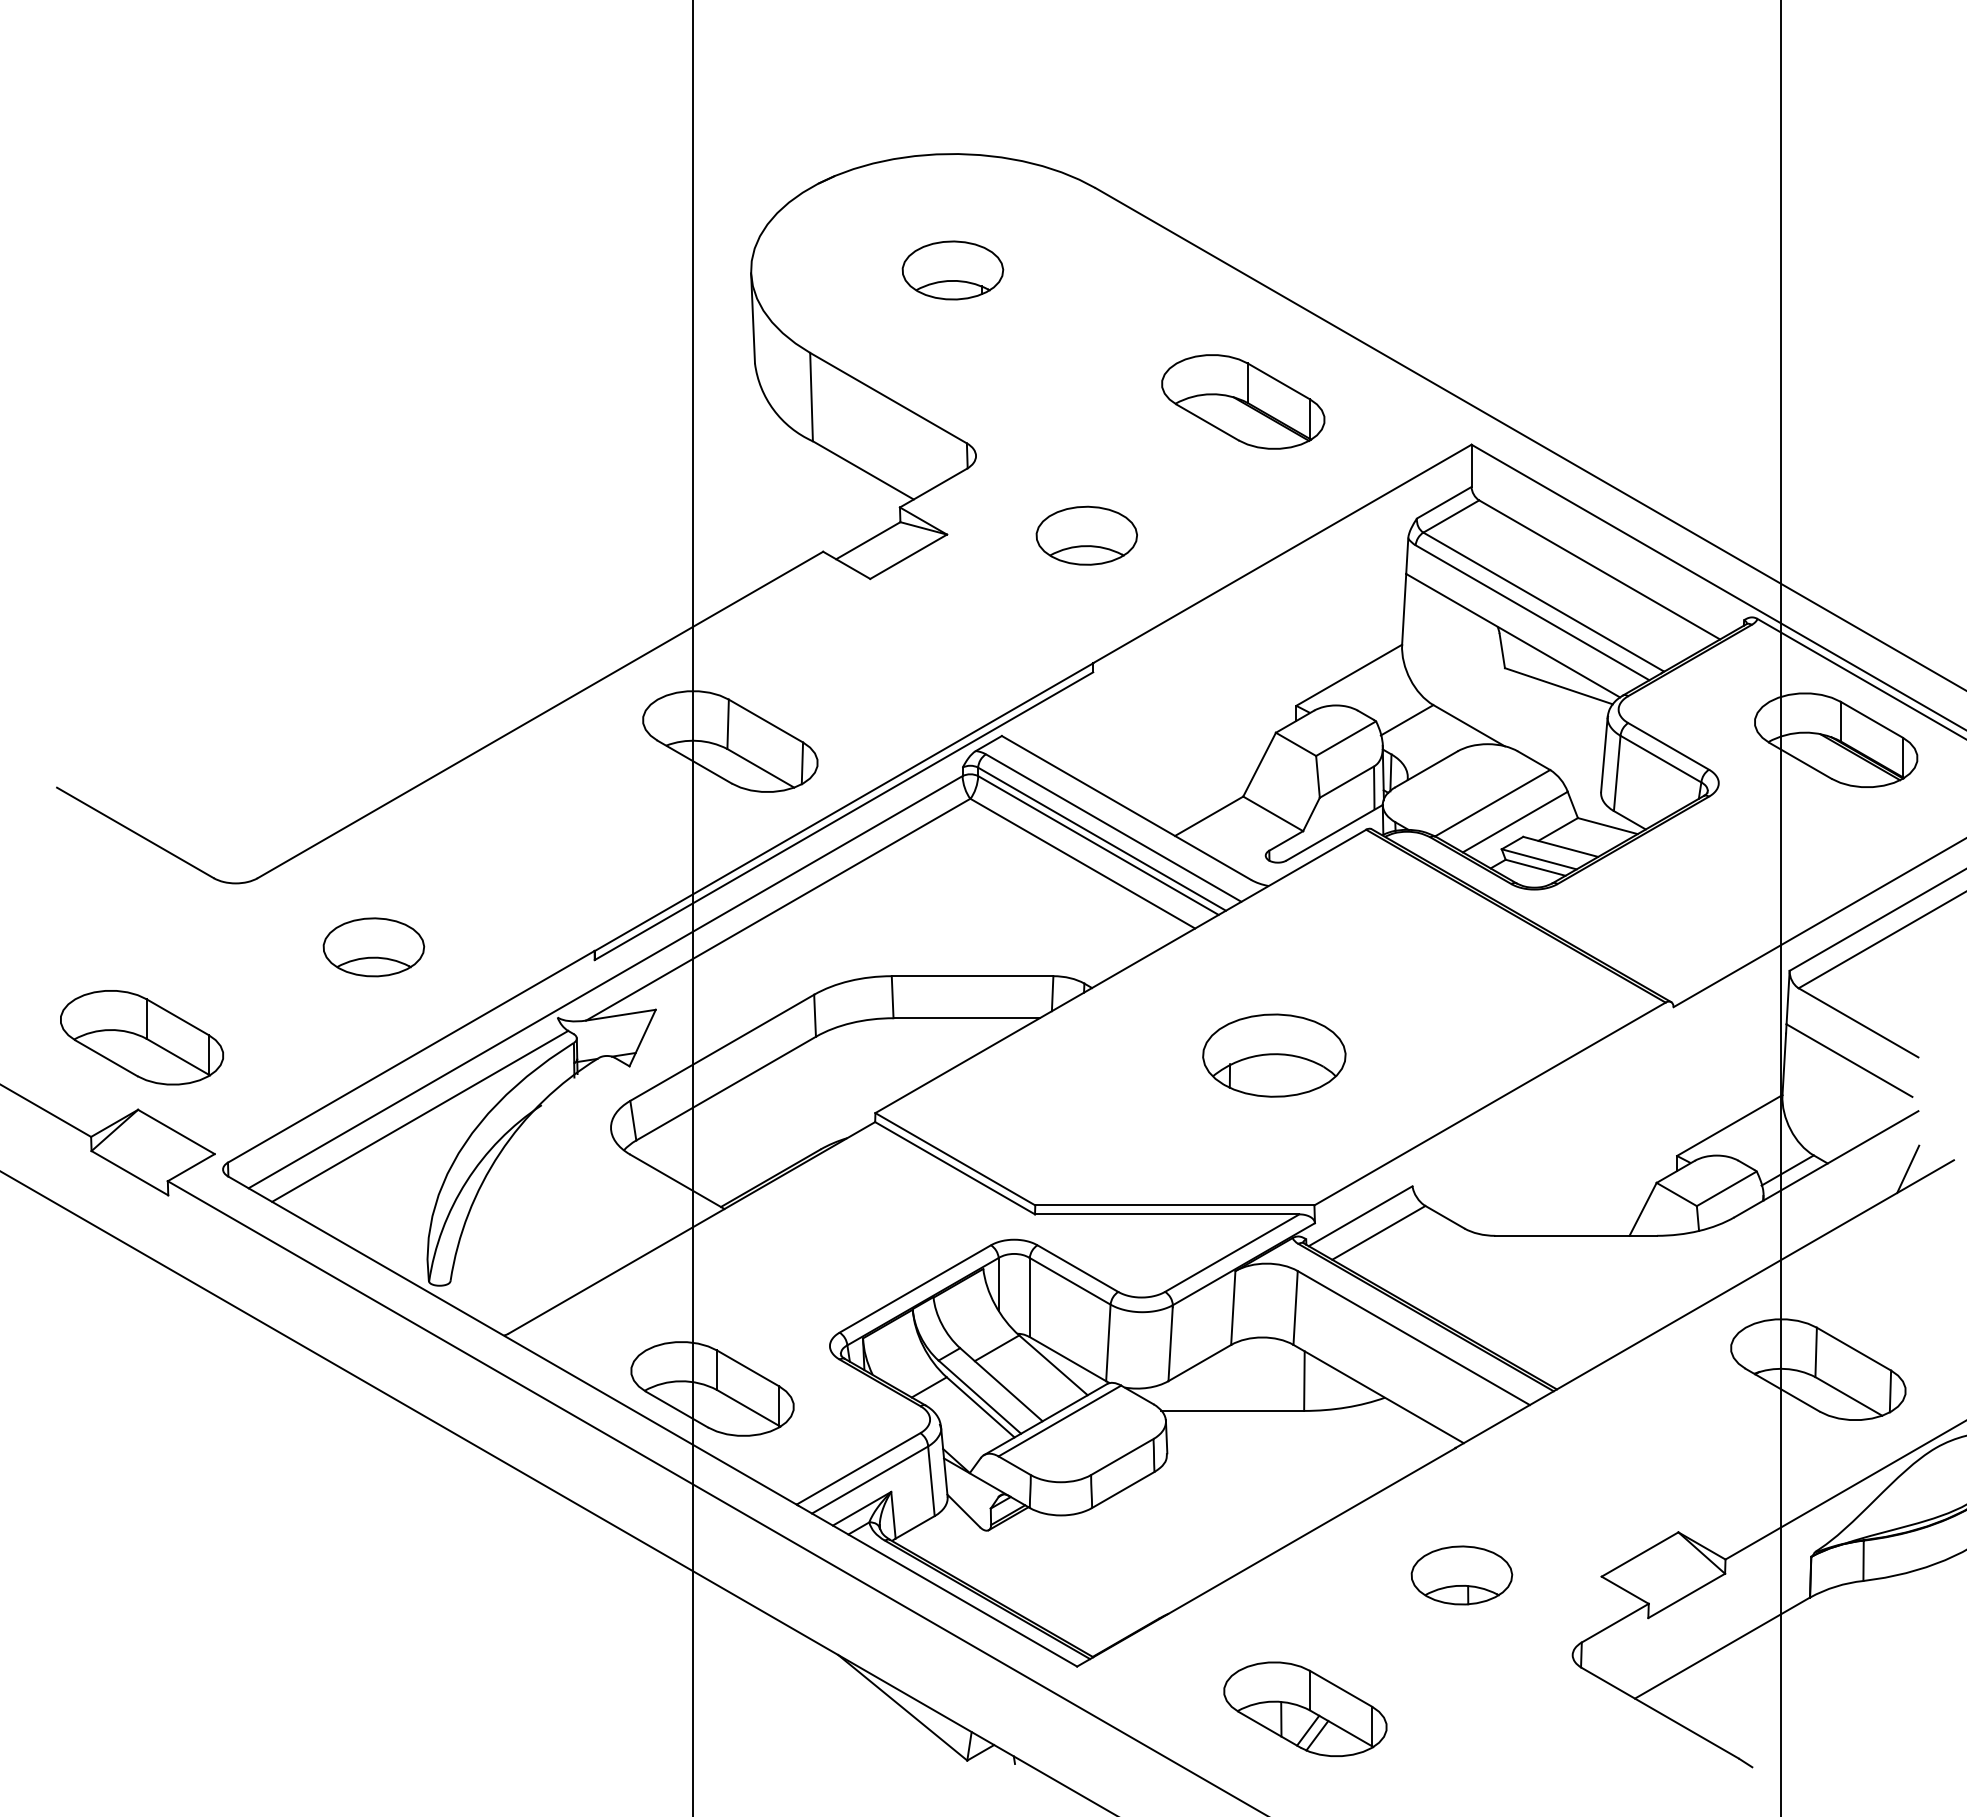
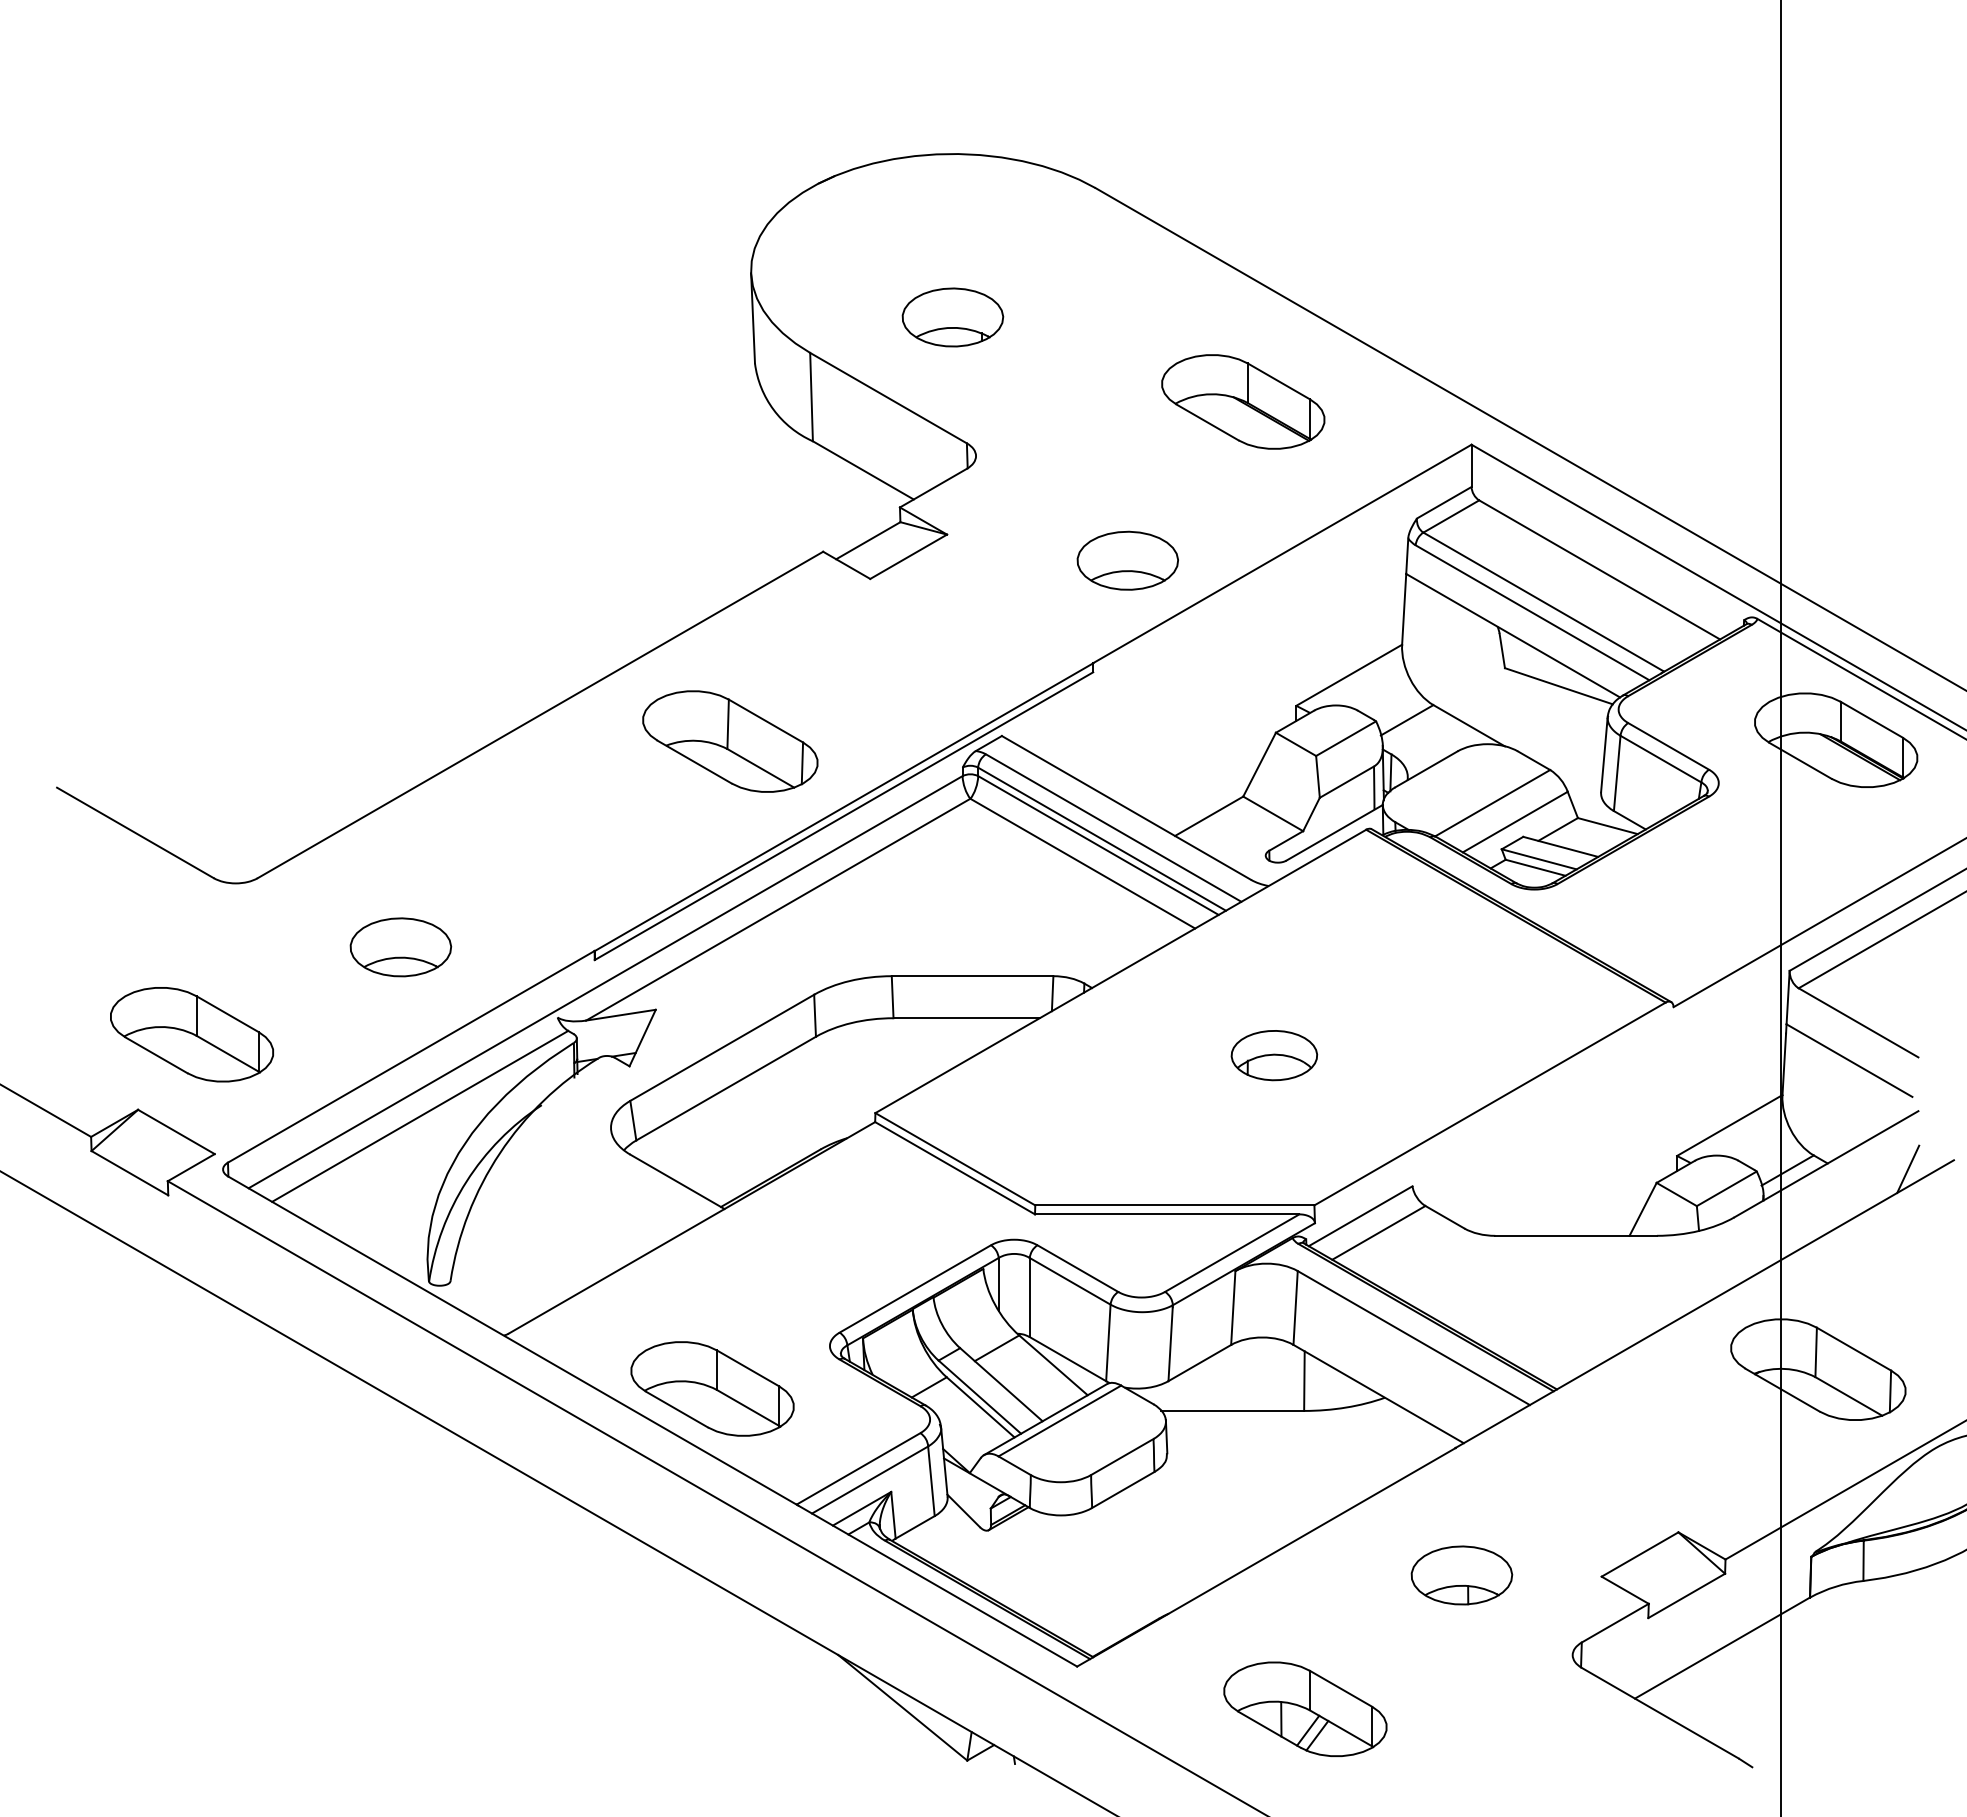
part position: (952, 270) -> (952, 317) (952, 317)
part position: (1086, 535) -> (1127, 560) (1127, 560)
line: present -> none (693, 907)
part position: (373, 947) -> (400, 947) (400, 947)
part position: (141, 1037) -> (191, 1034) (191, 1034)
part size: 145x85 px -> 89x52 px (1274, 1055)
